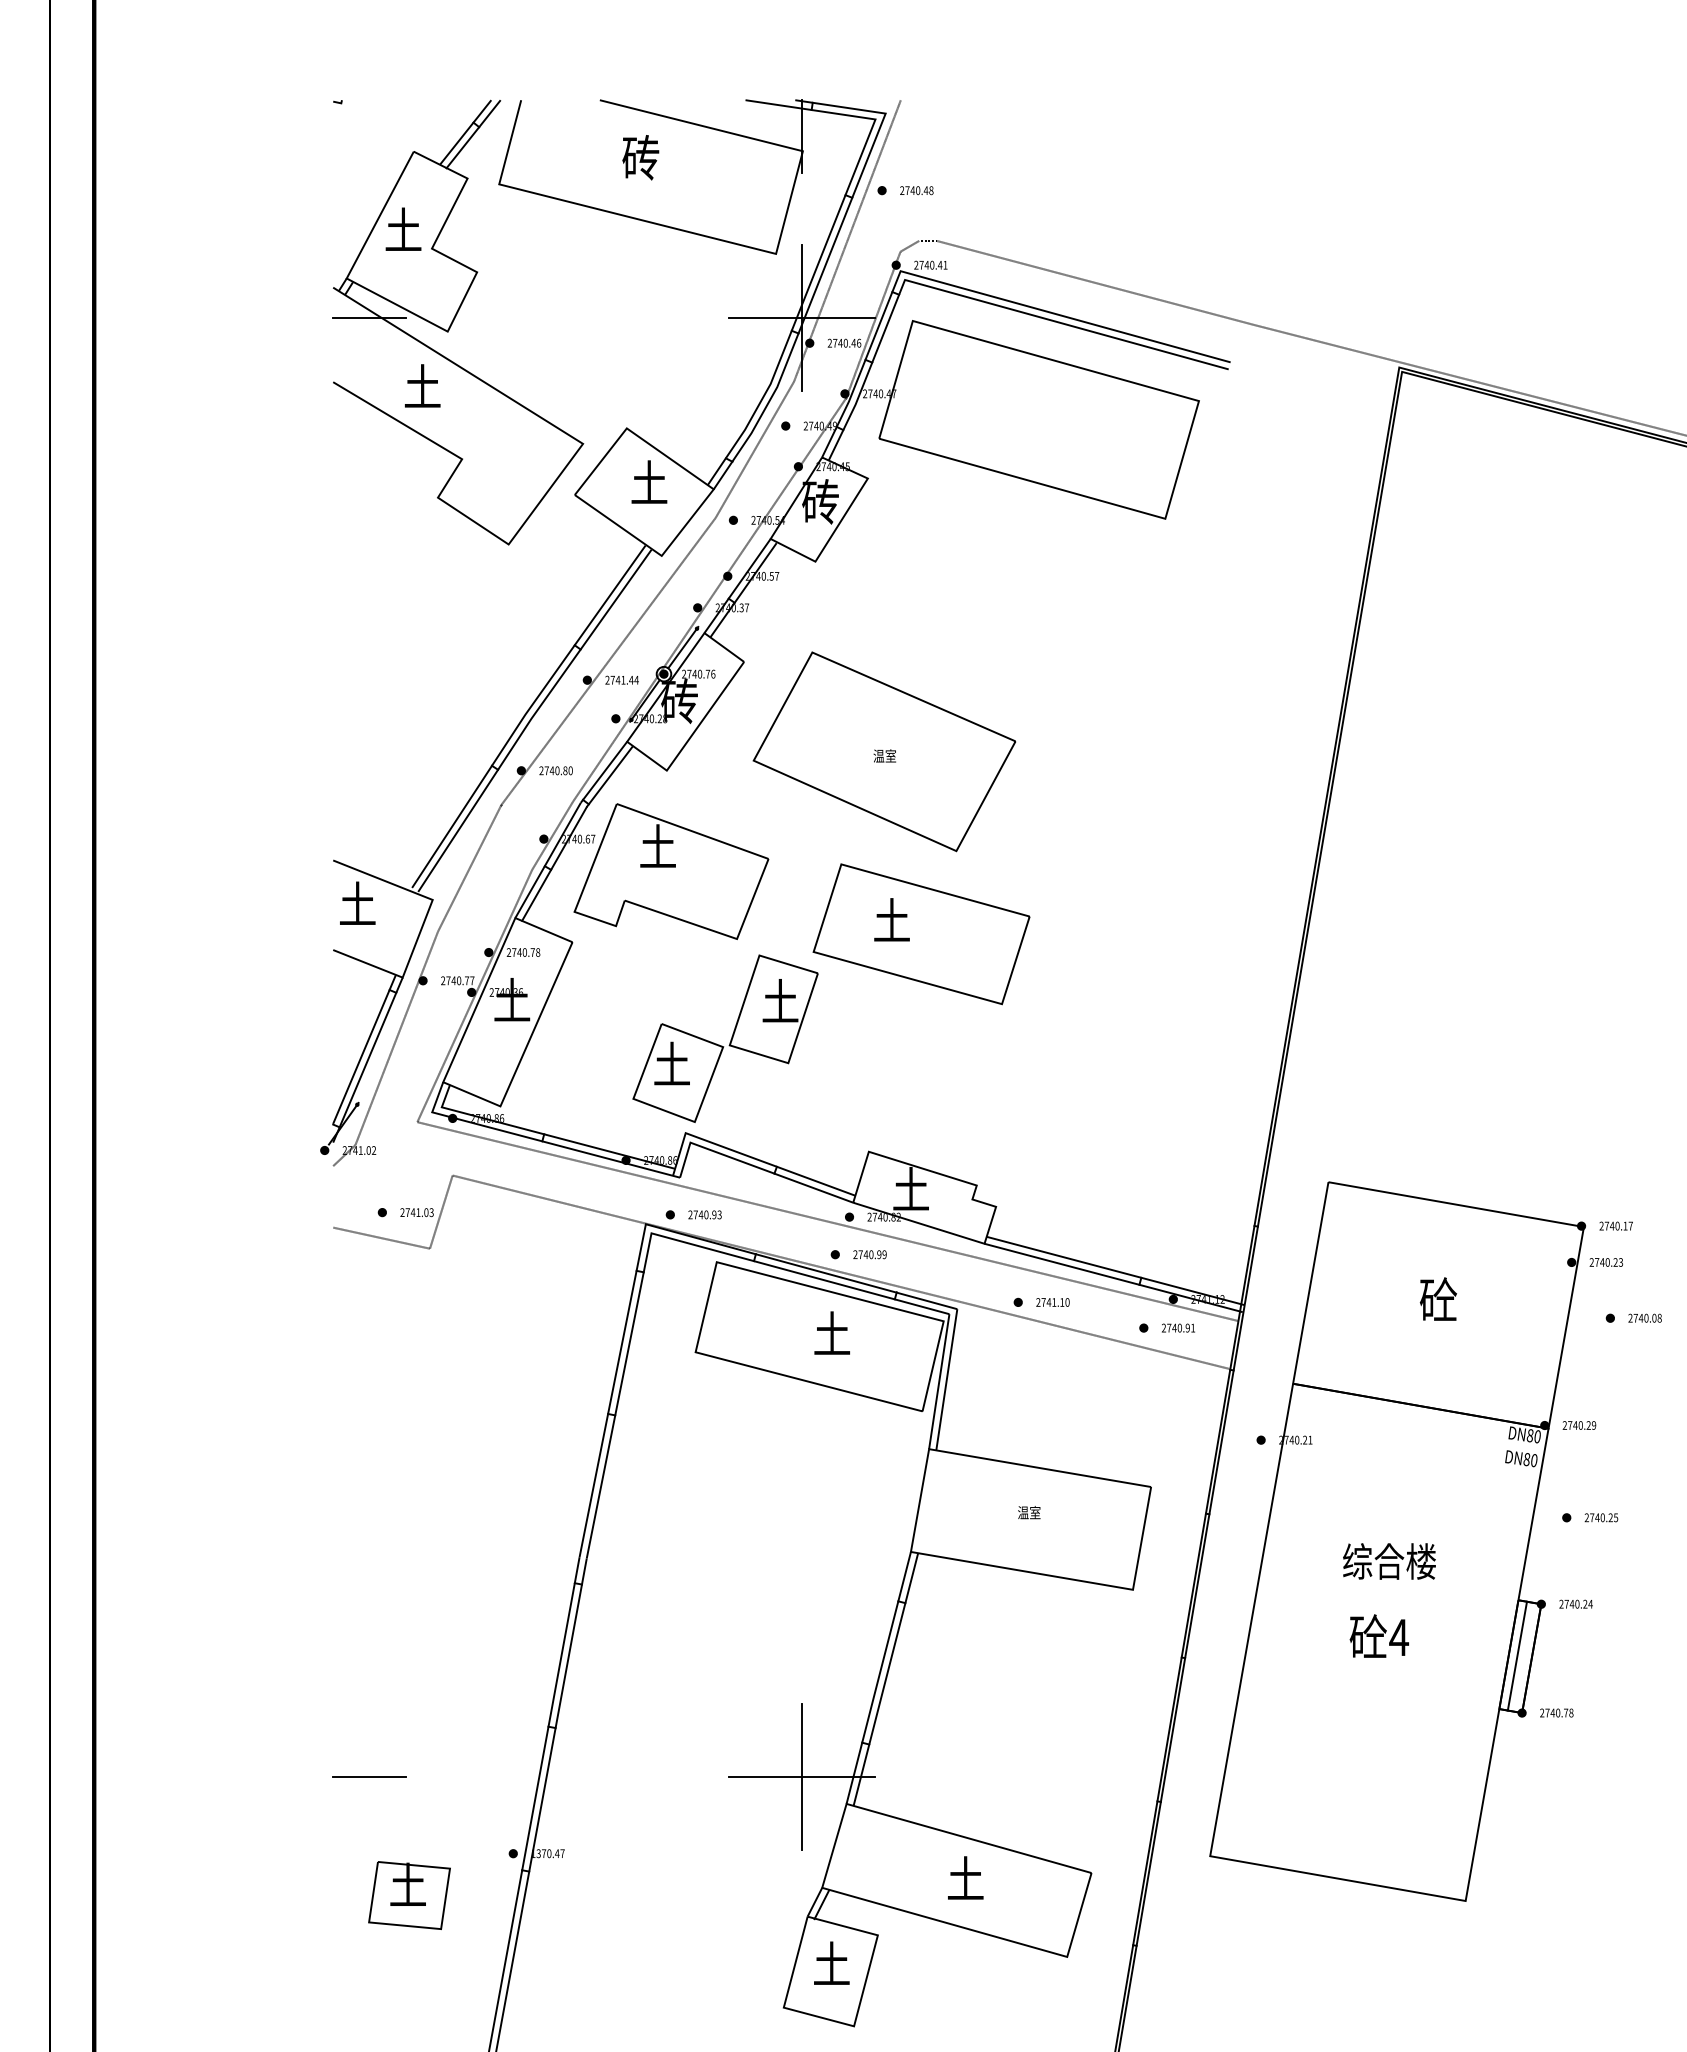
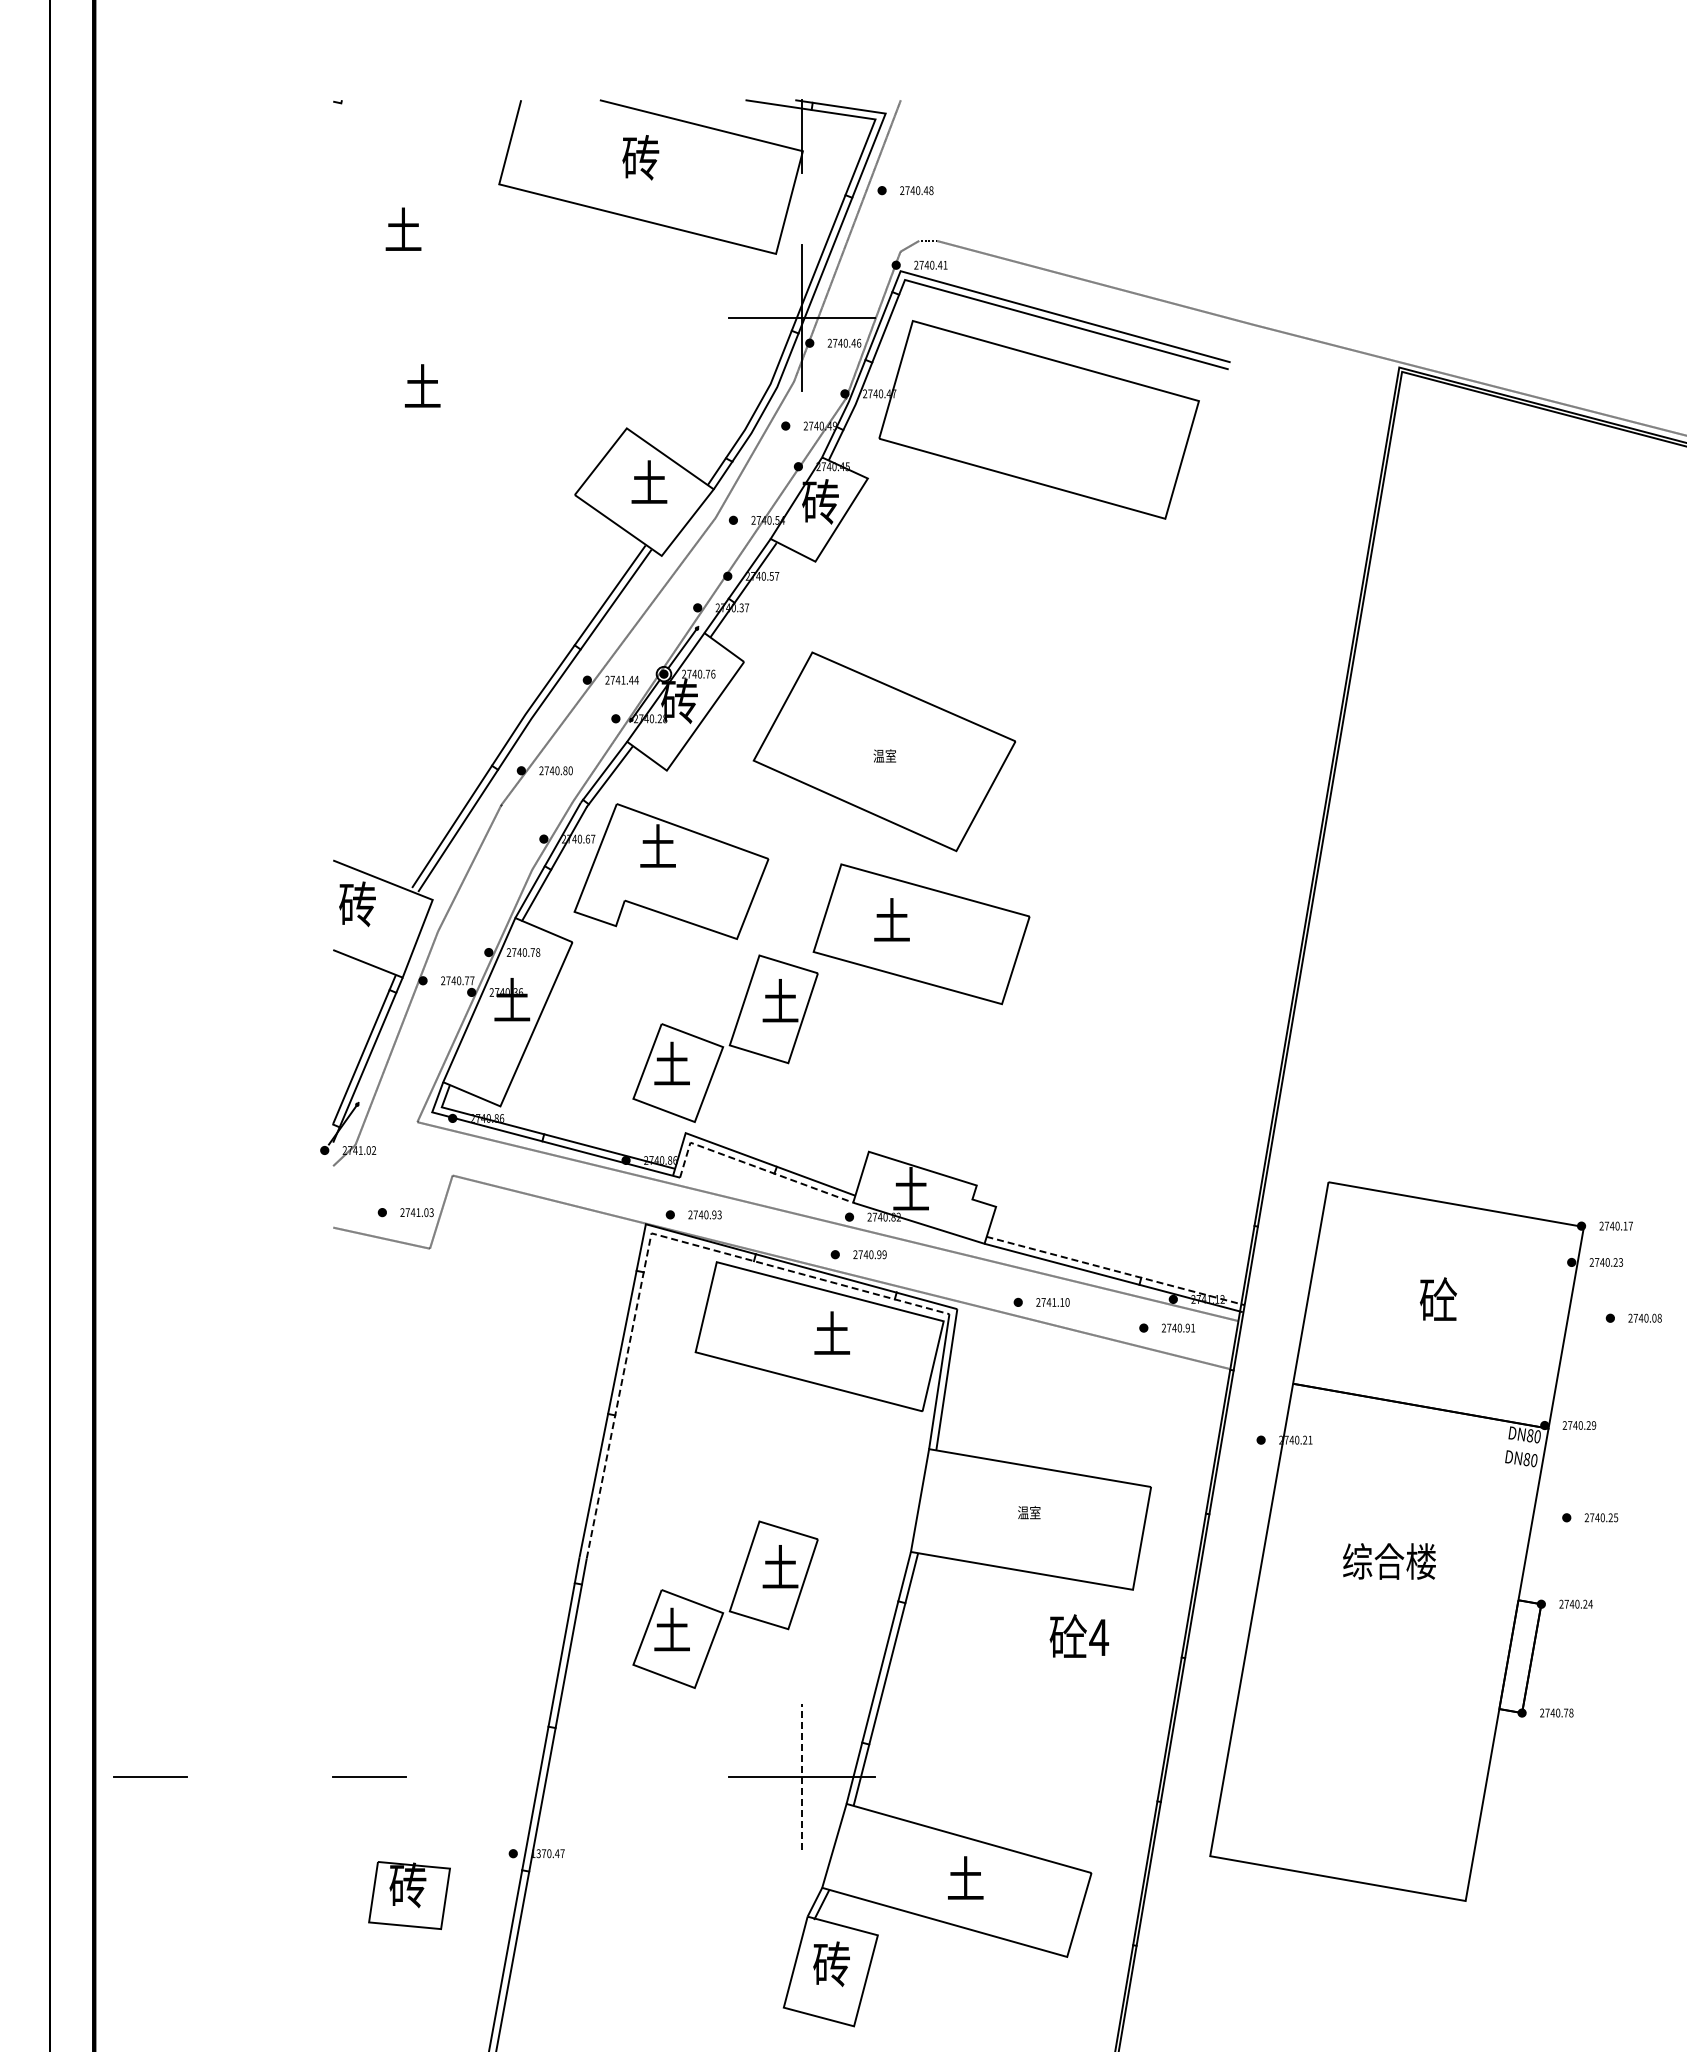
part: present -> none (458, 322)
text: 土 -> 砖 (357, 904)
line: solid -> dashed (754, 1166)
line: solid -> dashed (649, 1244)
line: solid -> dashed (1115, 1270)
part: none -> present (725, 1604)
text position: (1378, 1635) -> (1078, 1635) (1078, 1635)
line: present -> none (1517, 1655)
line: none -> present (150, 1776)
line: solid -> dashed (802, 1777)
text: 土 -> 砖 (407, 1885)
text: 土 -> 砖 (831, 1964)
